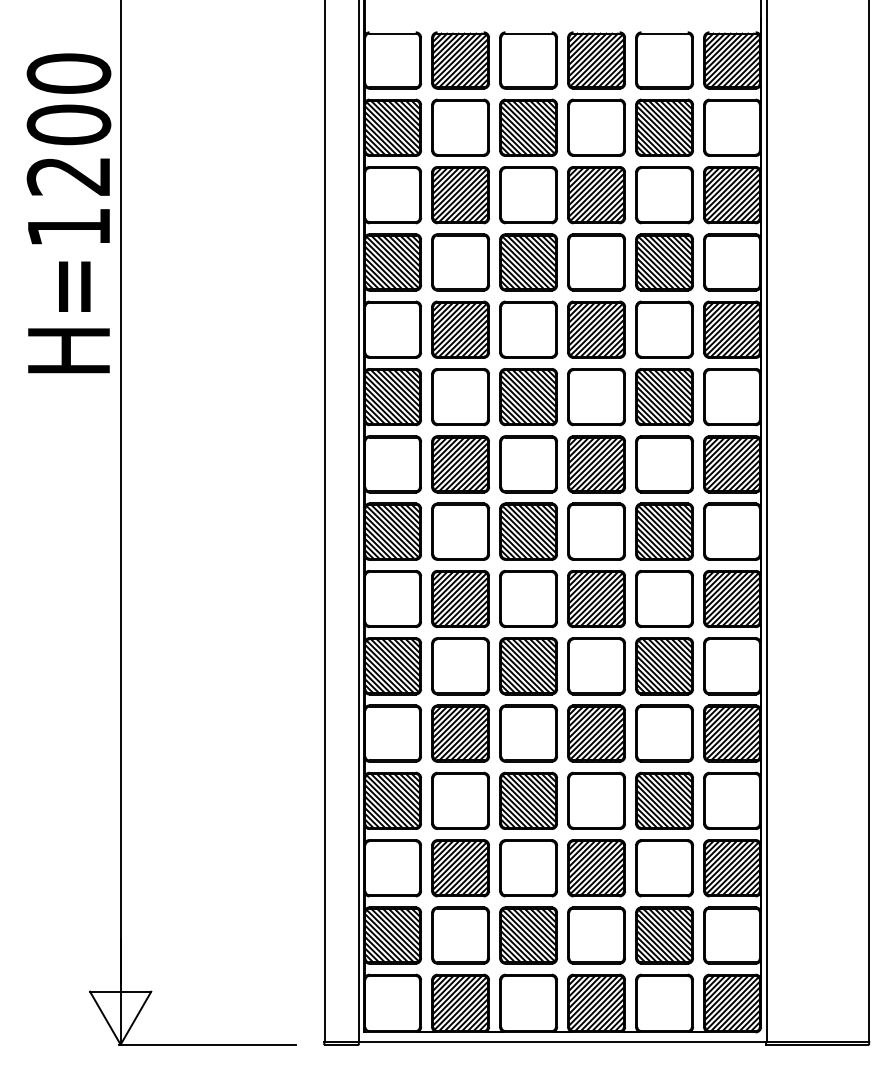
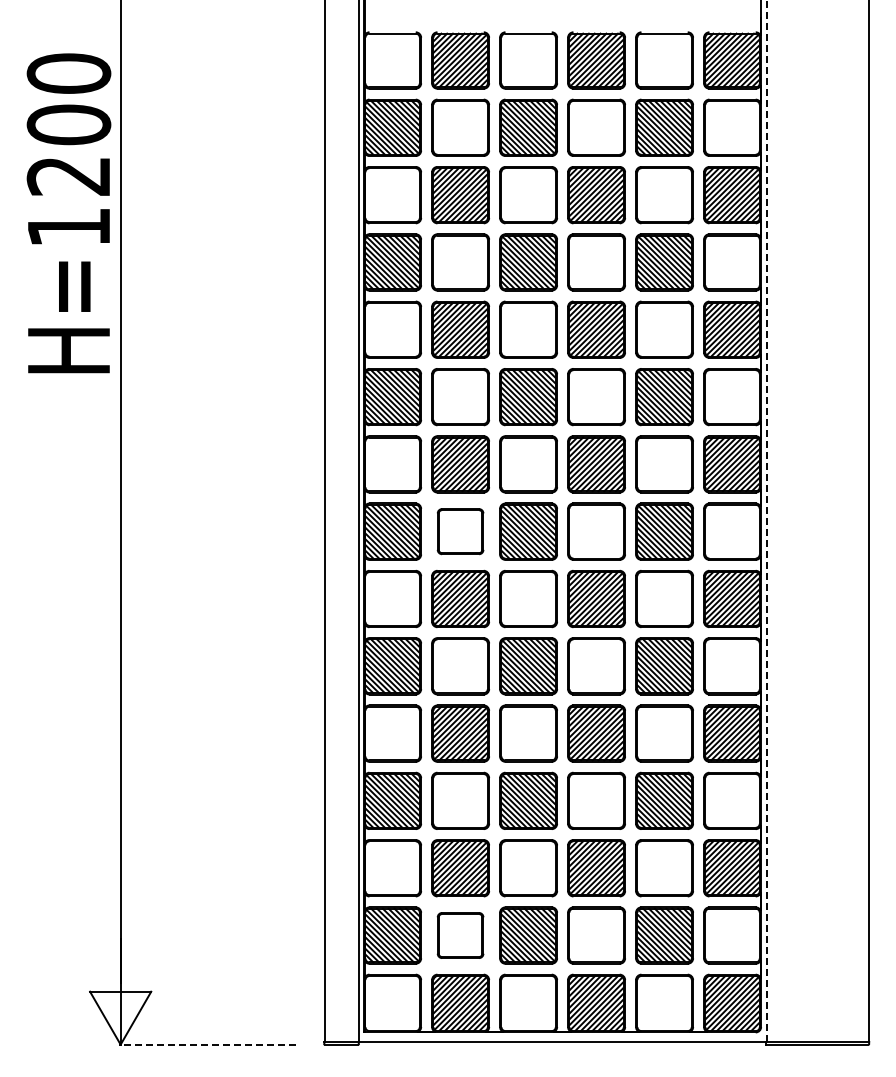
line: solid -> dashed (766, 521)
part size: 59x59 px -> 49x48 px (460, 531)
part size: 59x59 px -> 49x47 px (460, 935)
line: solid -> dashed (207, 1044)
